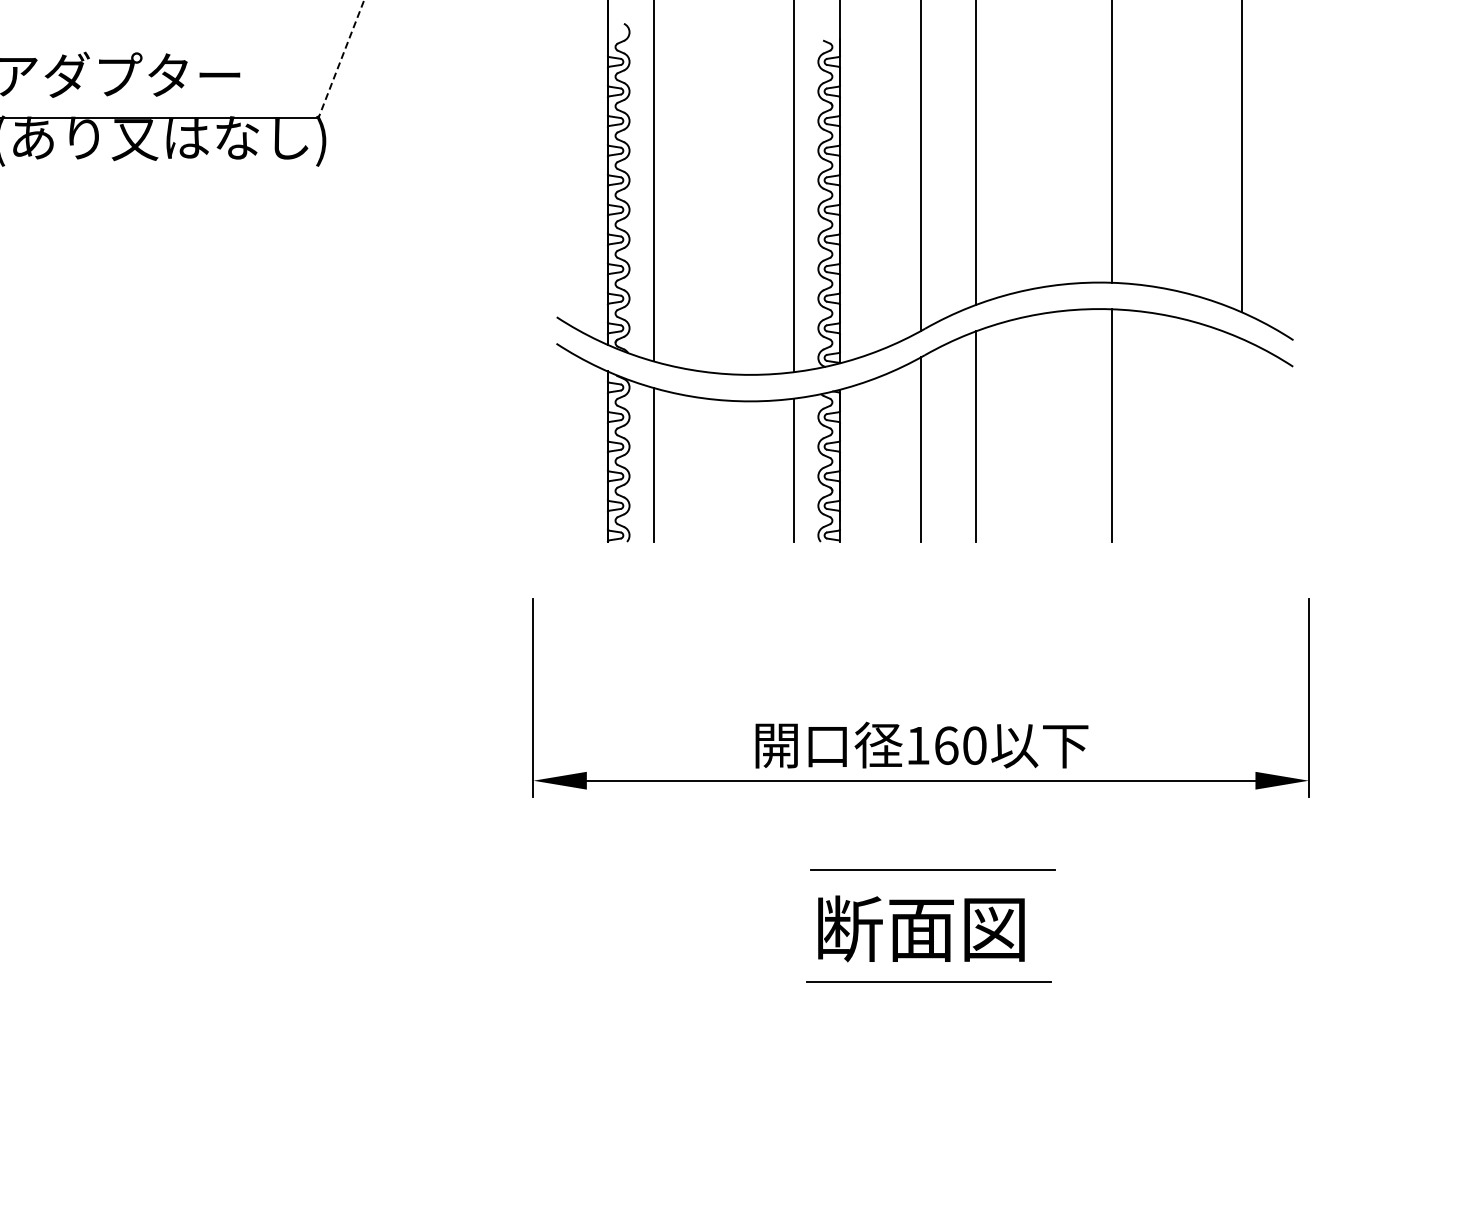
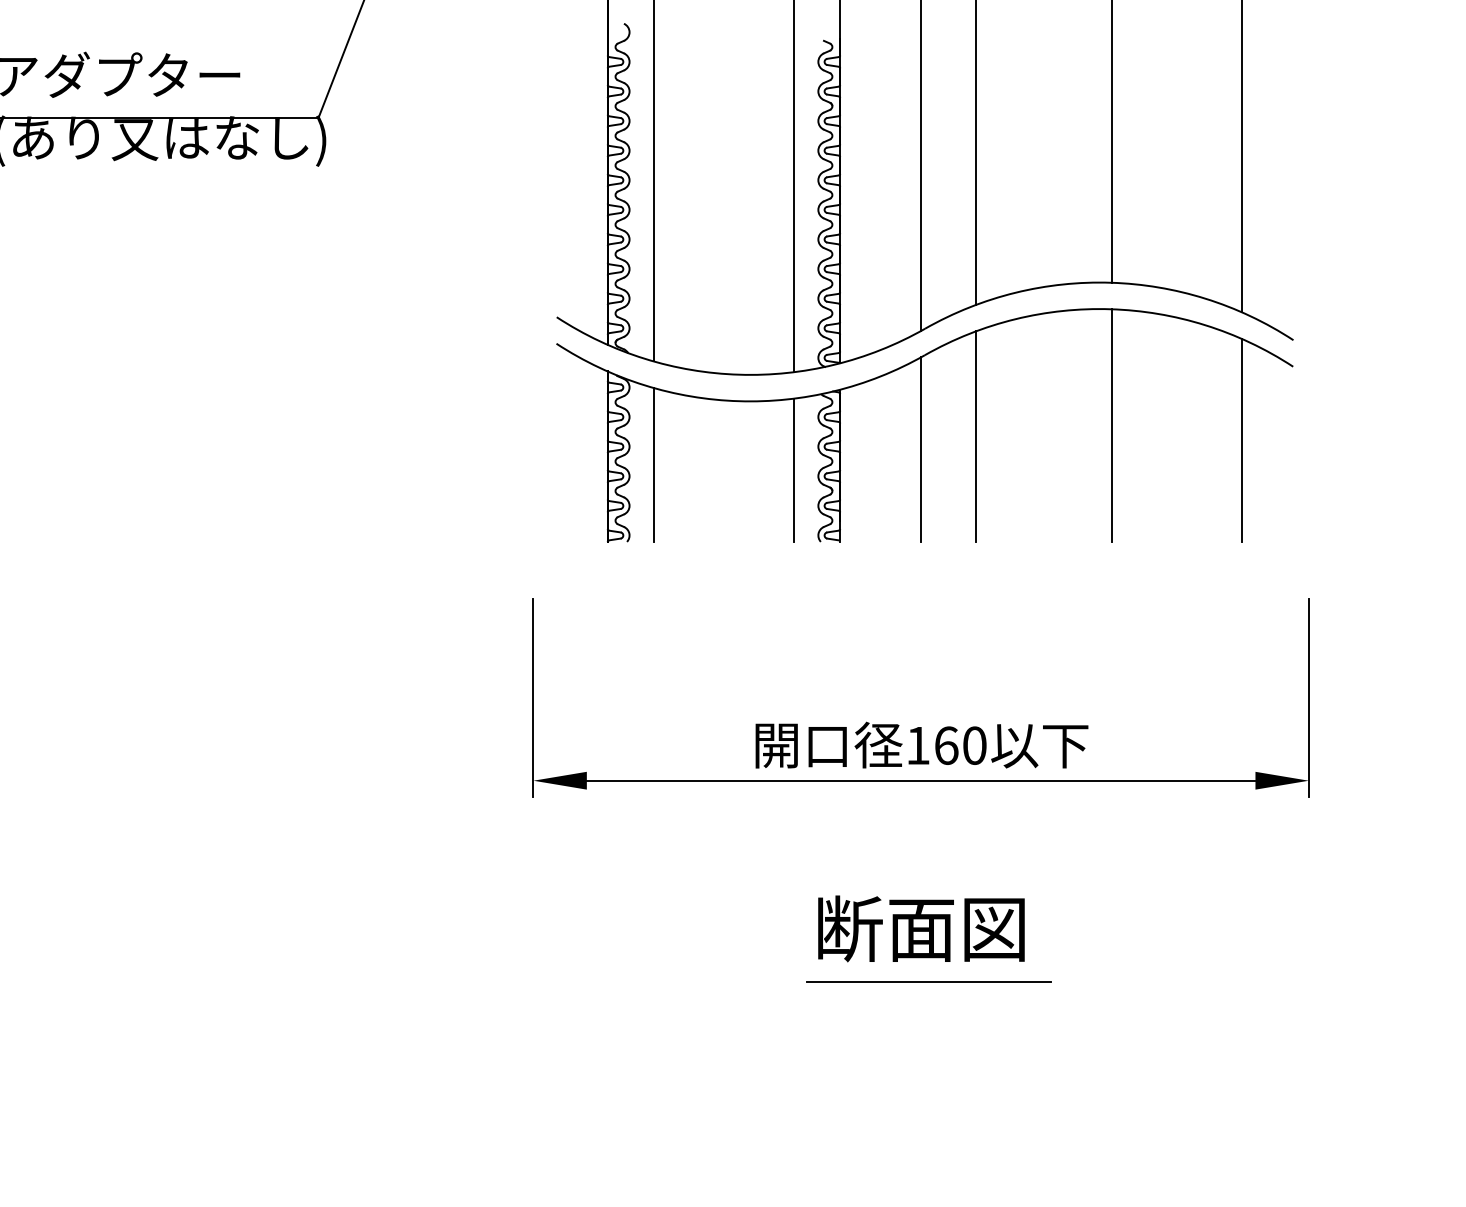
line: dashed -> solid (341, 59)
line: none -> present (1241, 440)
line: present -> none (932, 869)
